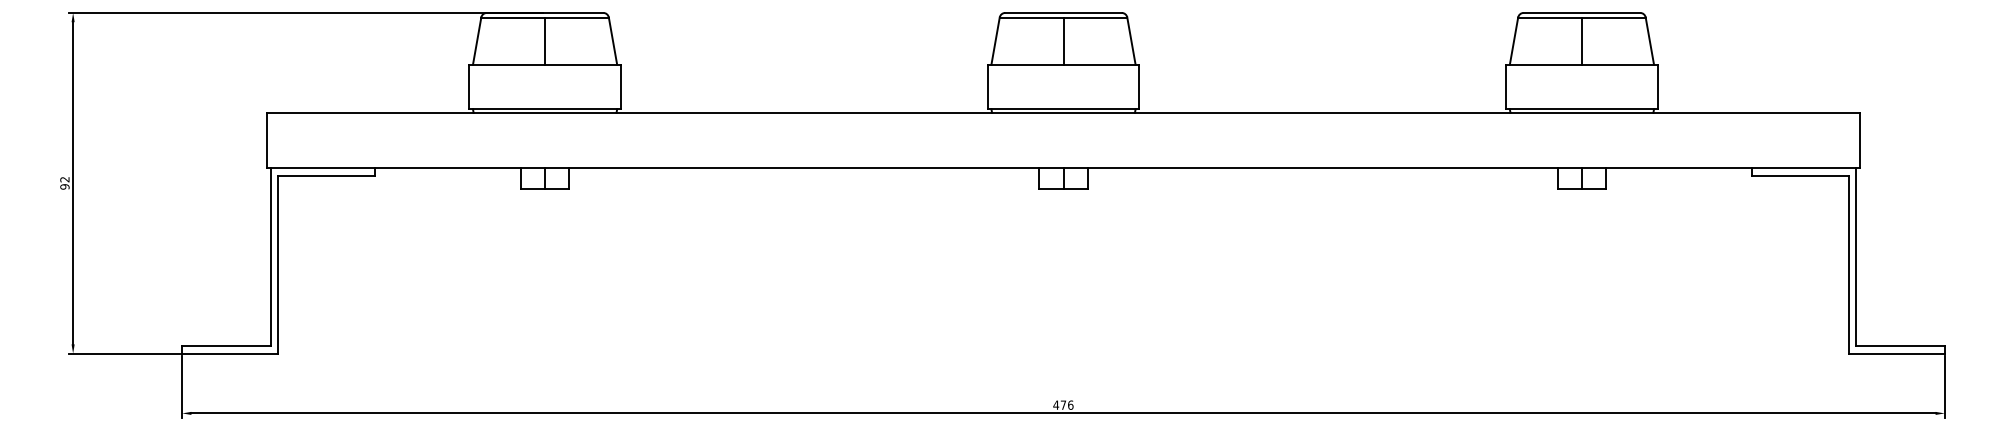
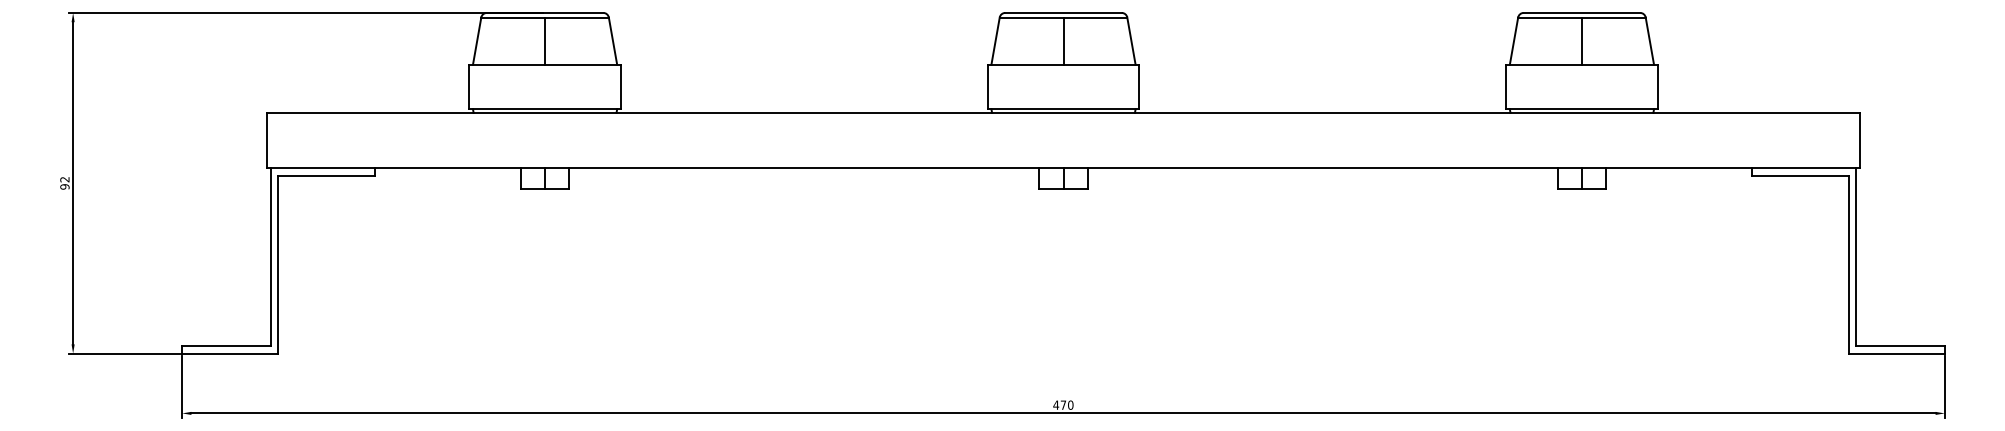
text: 476 -> 470 (1070, 404)
